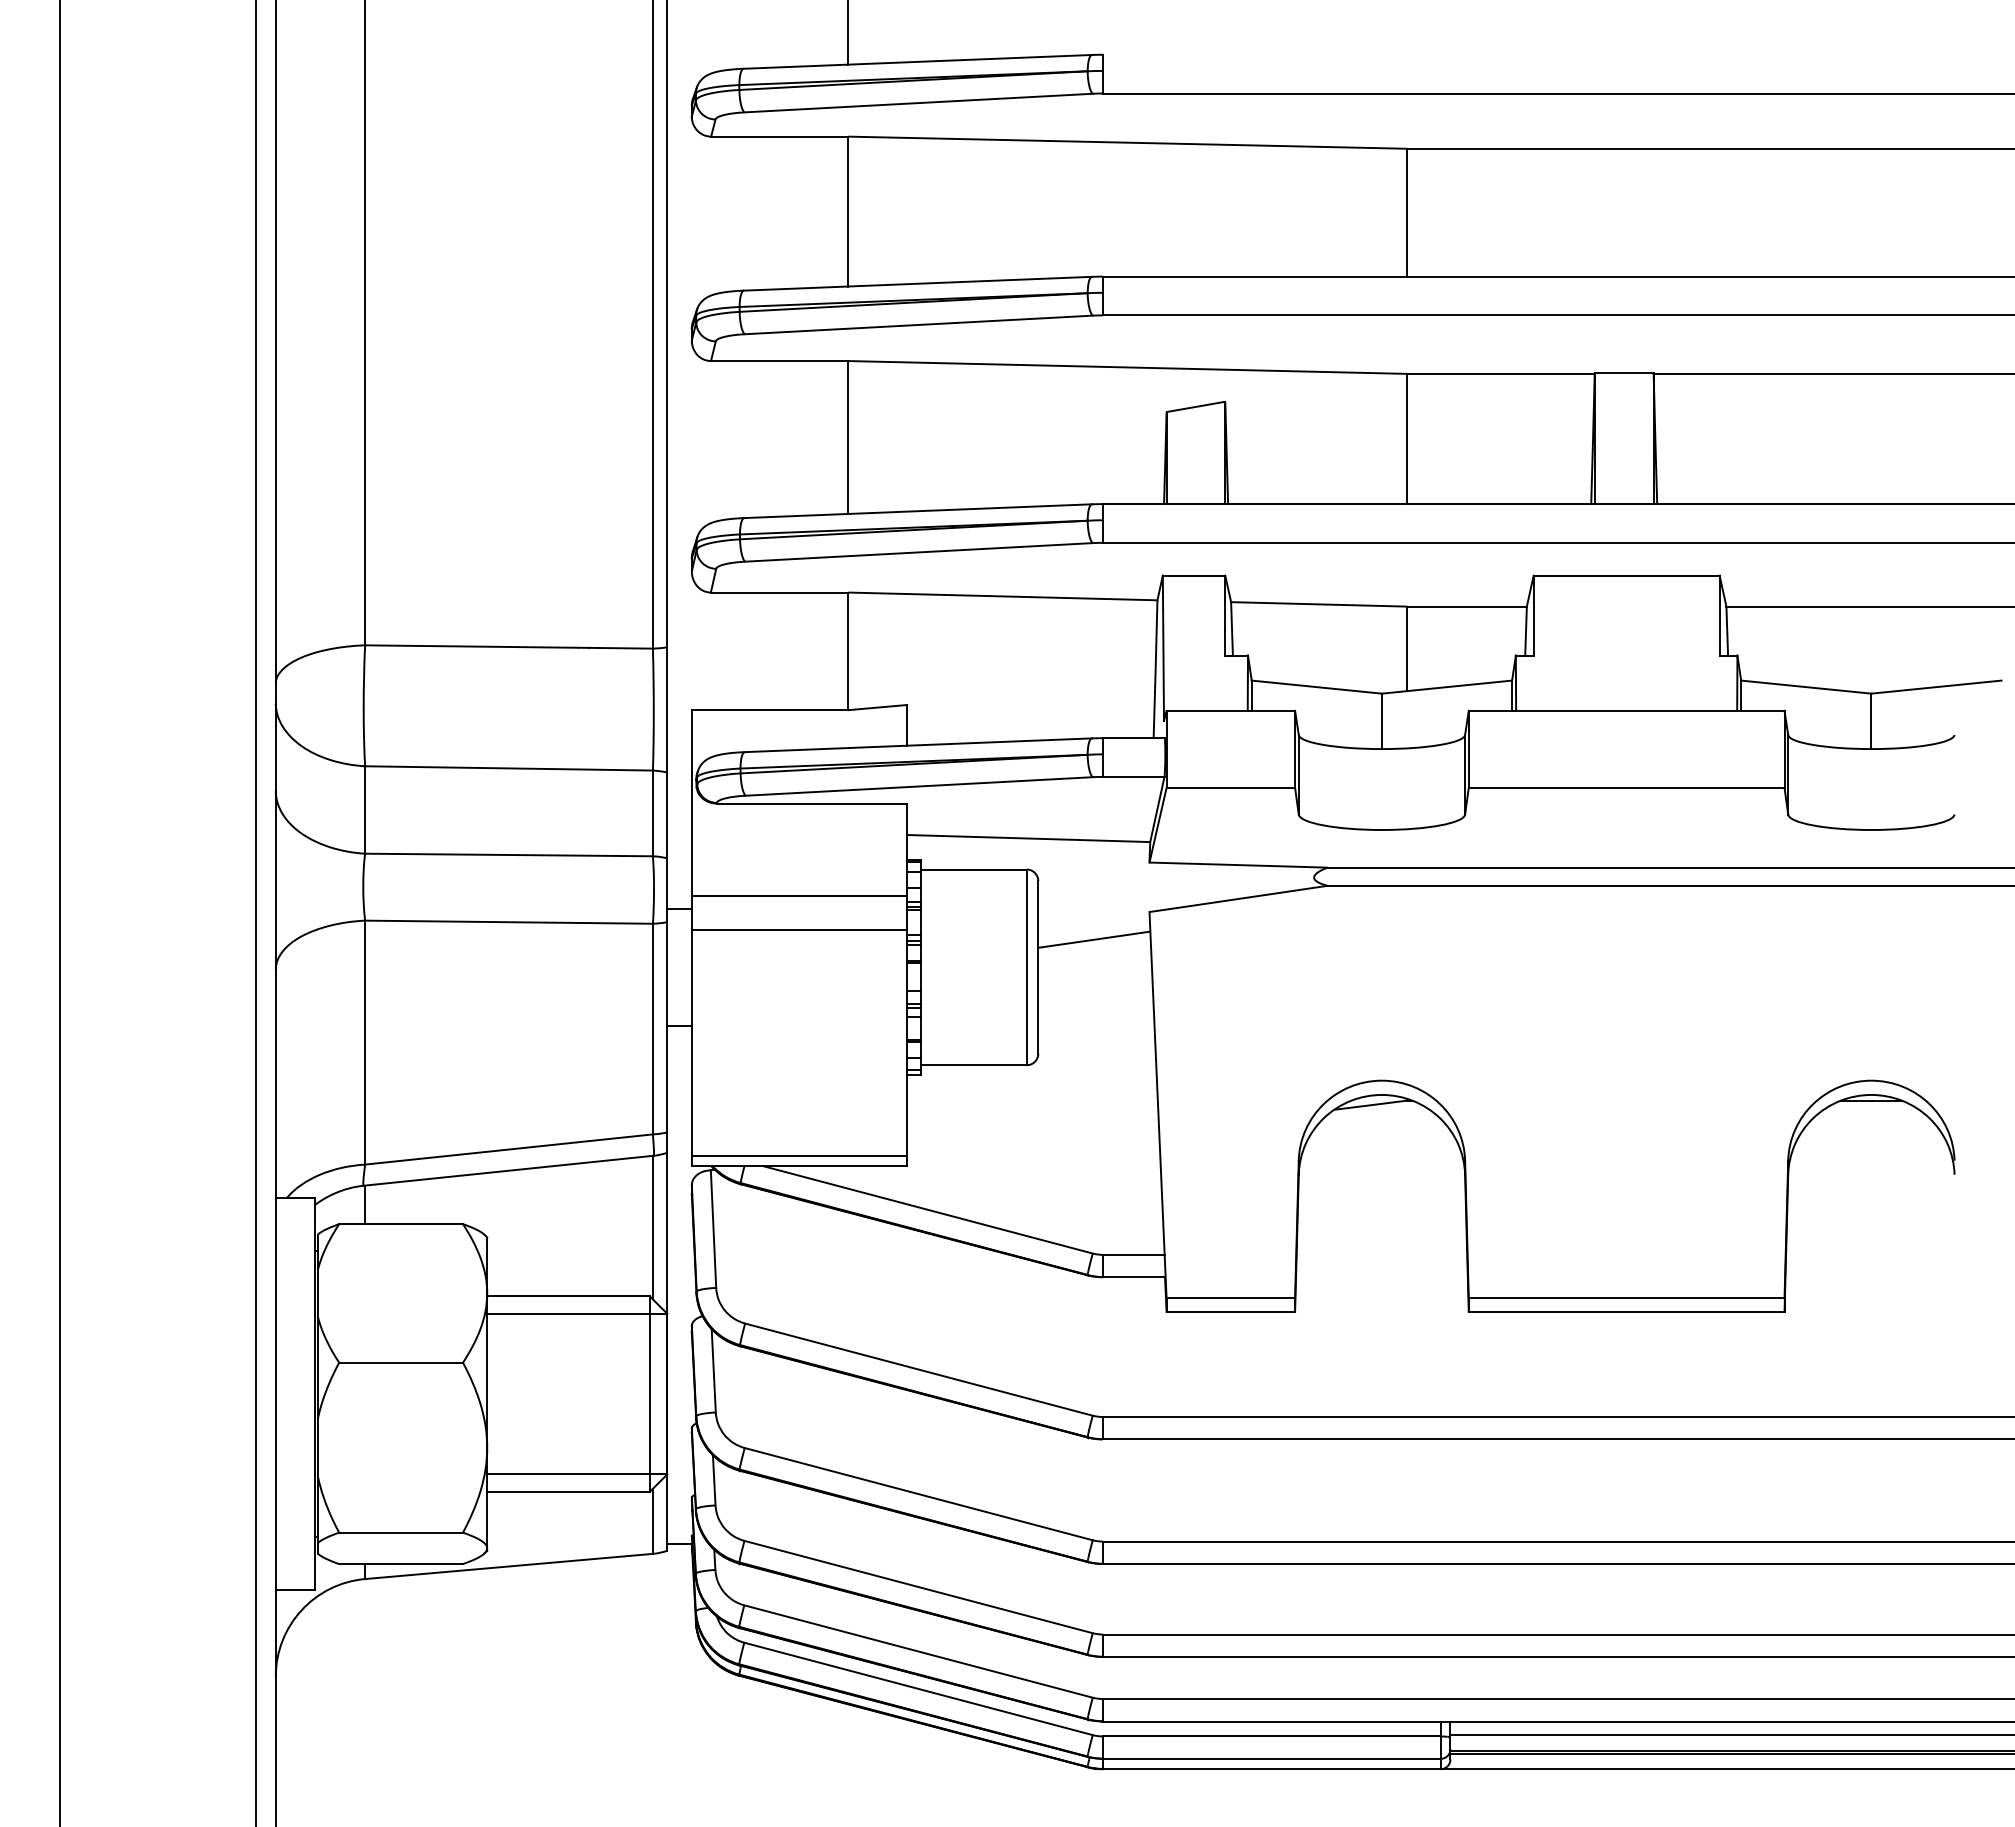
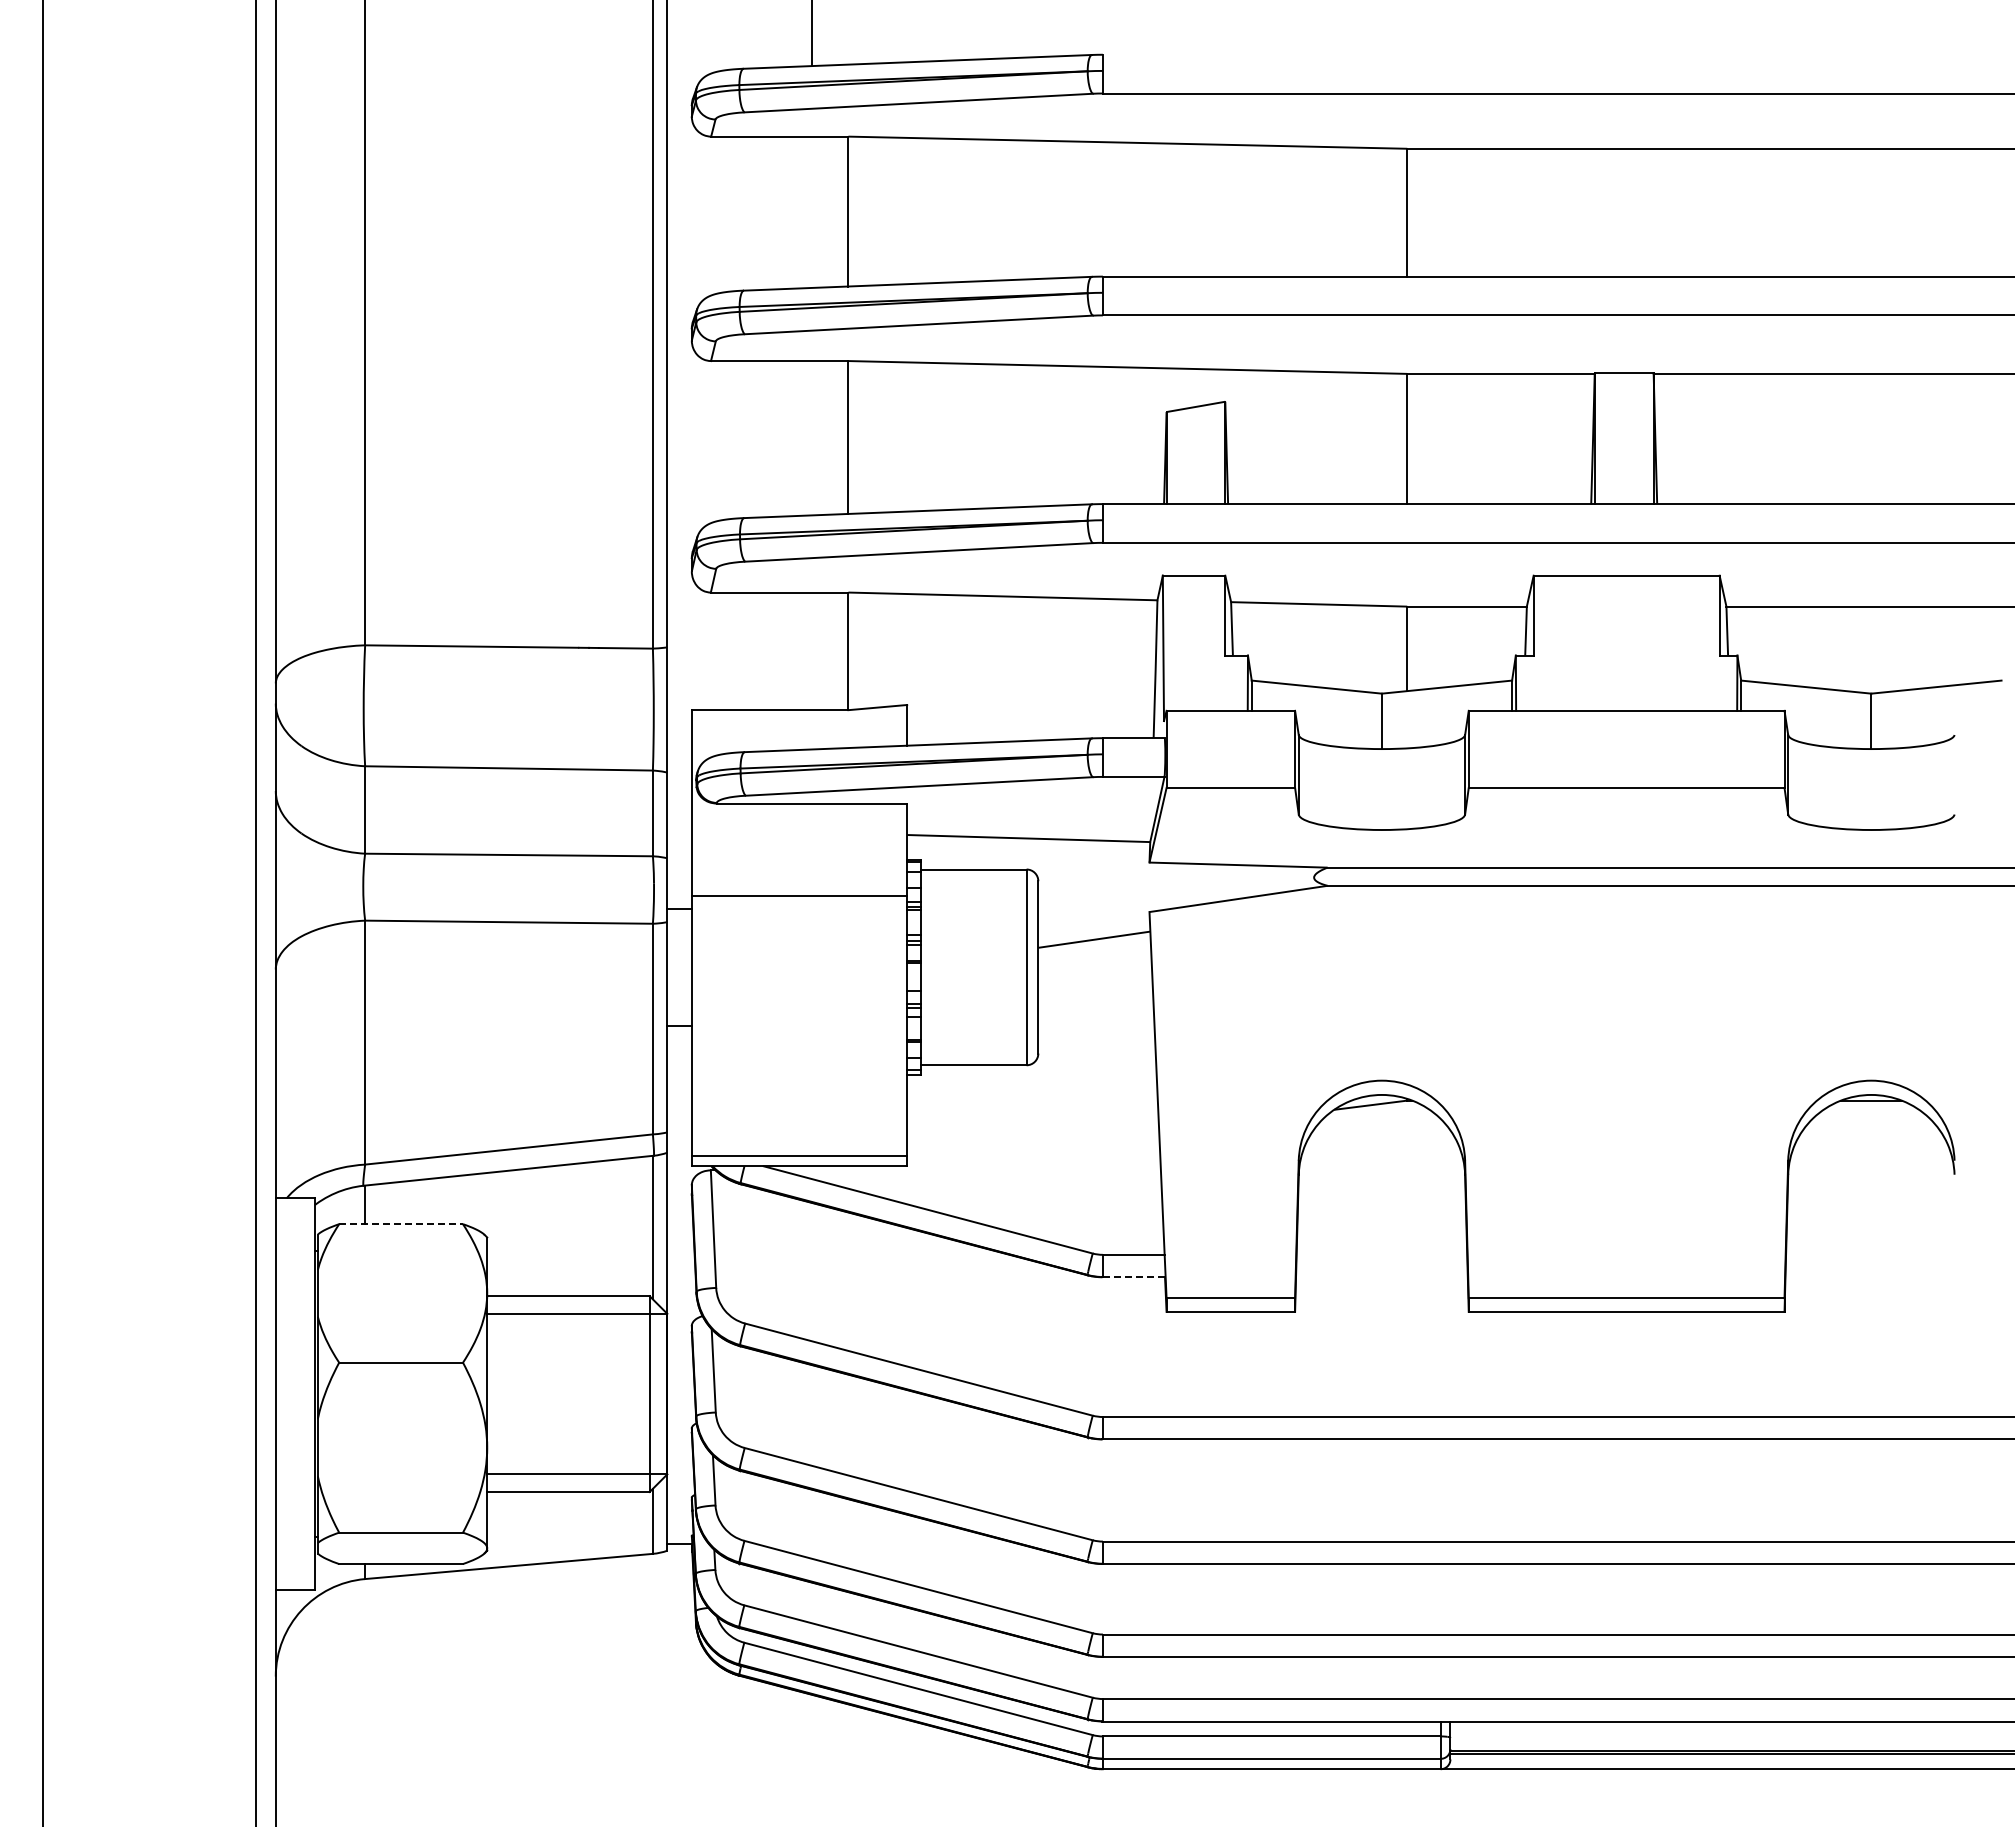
line position: (848, 33) -> (812, 33) (812, 33)
line position: (60, 912) -> (43, 912) (43, 912)
line: present -> none (799, 930)
line: solid -> dashed (401, 1224)
line: solid -> dashed (1134, 1277)
line: present -> none (1730, 1735)
